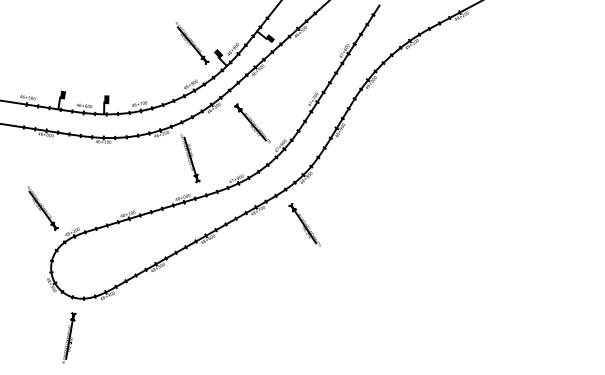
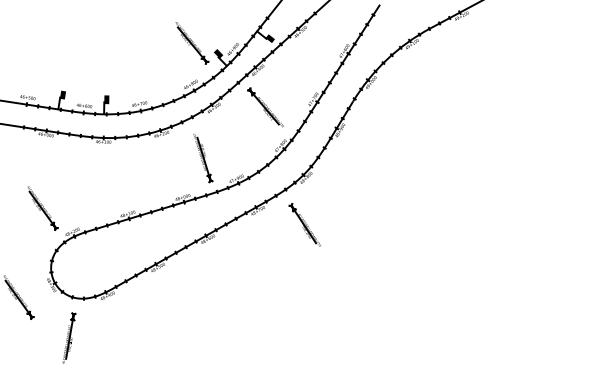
part position: (252, 123) -> (265, 107) (265, 107)
part position: (190, 158) -> (203, 158) (203, 158)
part: none -> present (18, 297)
